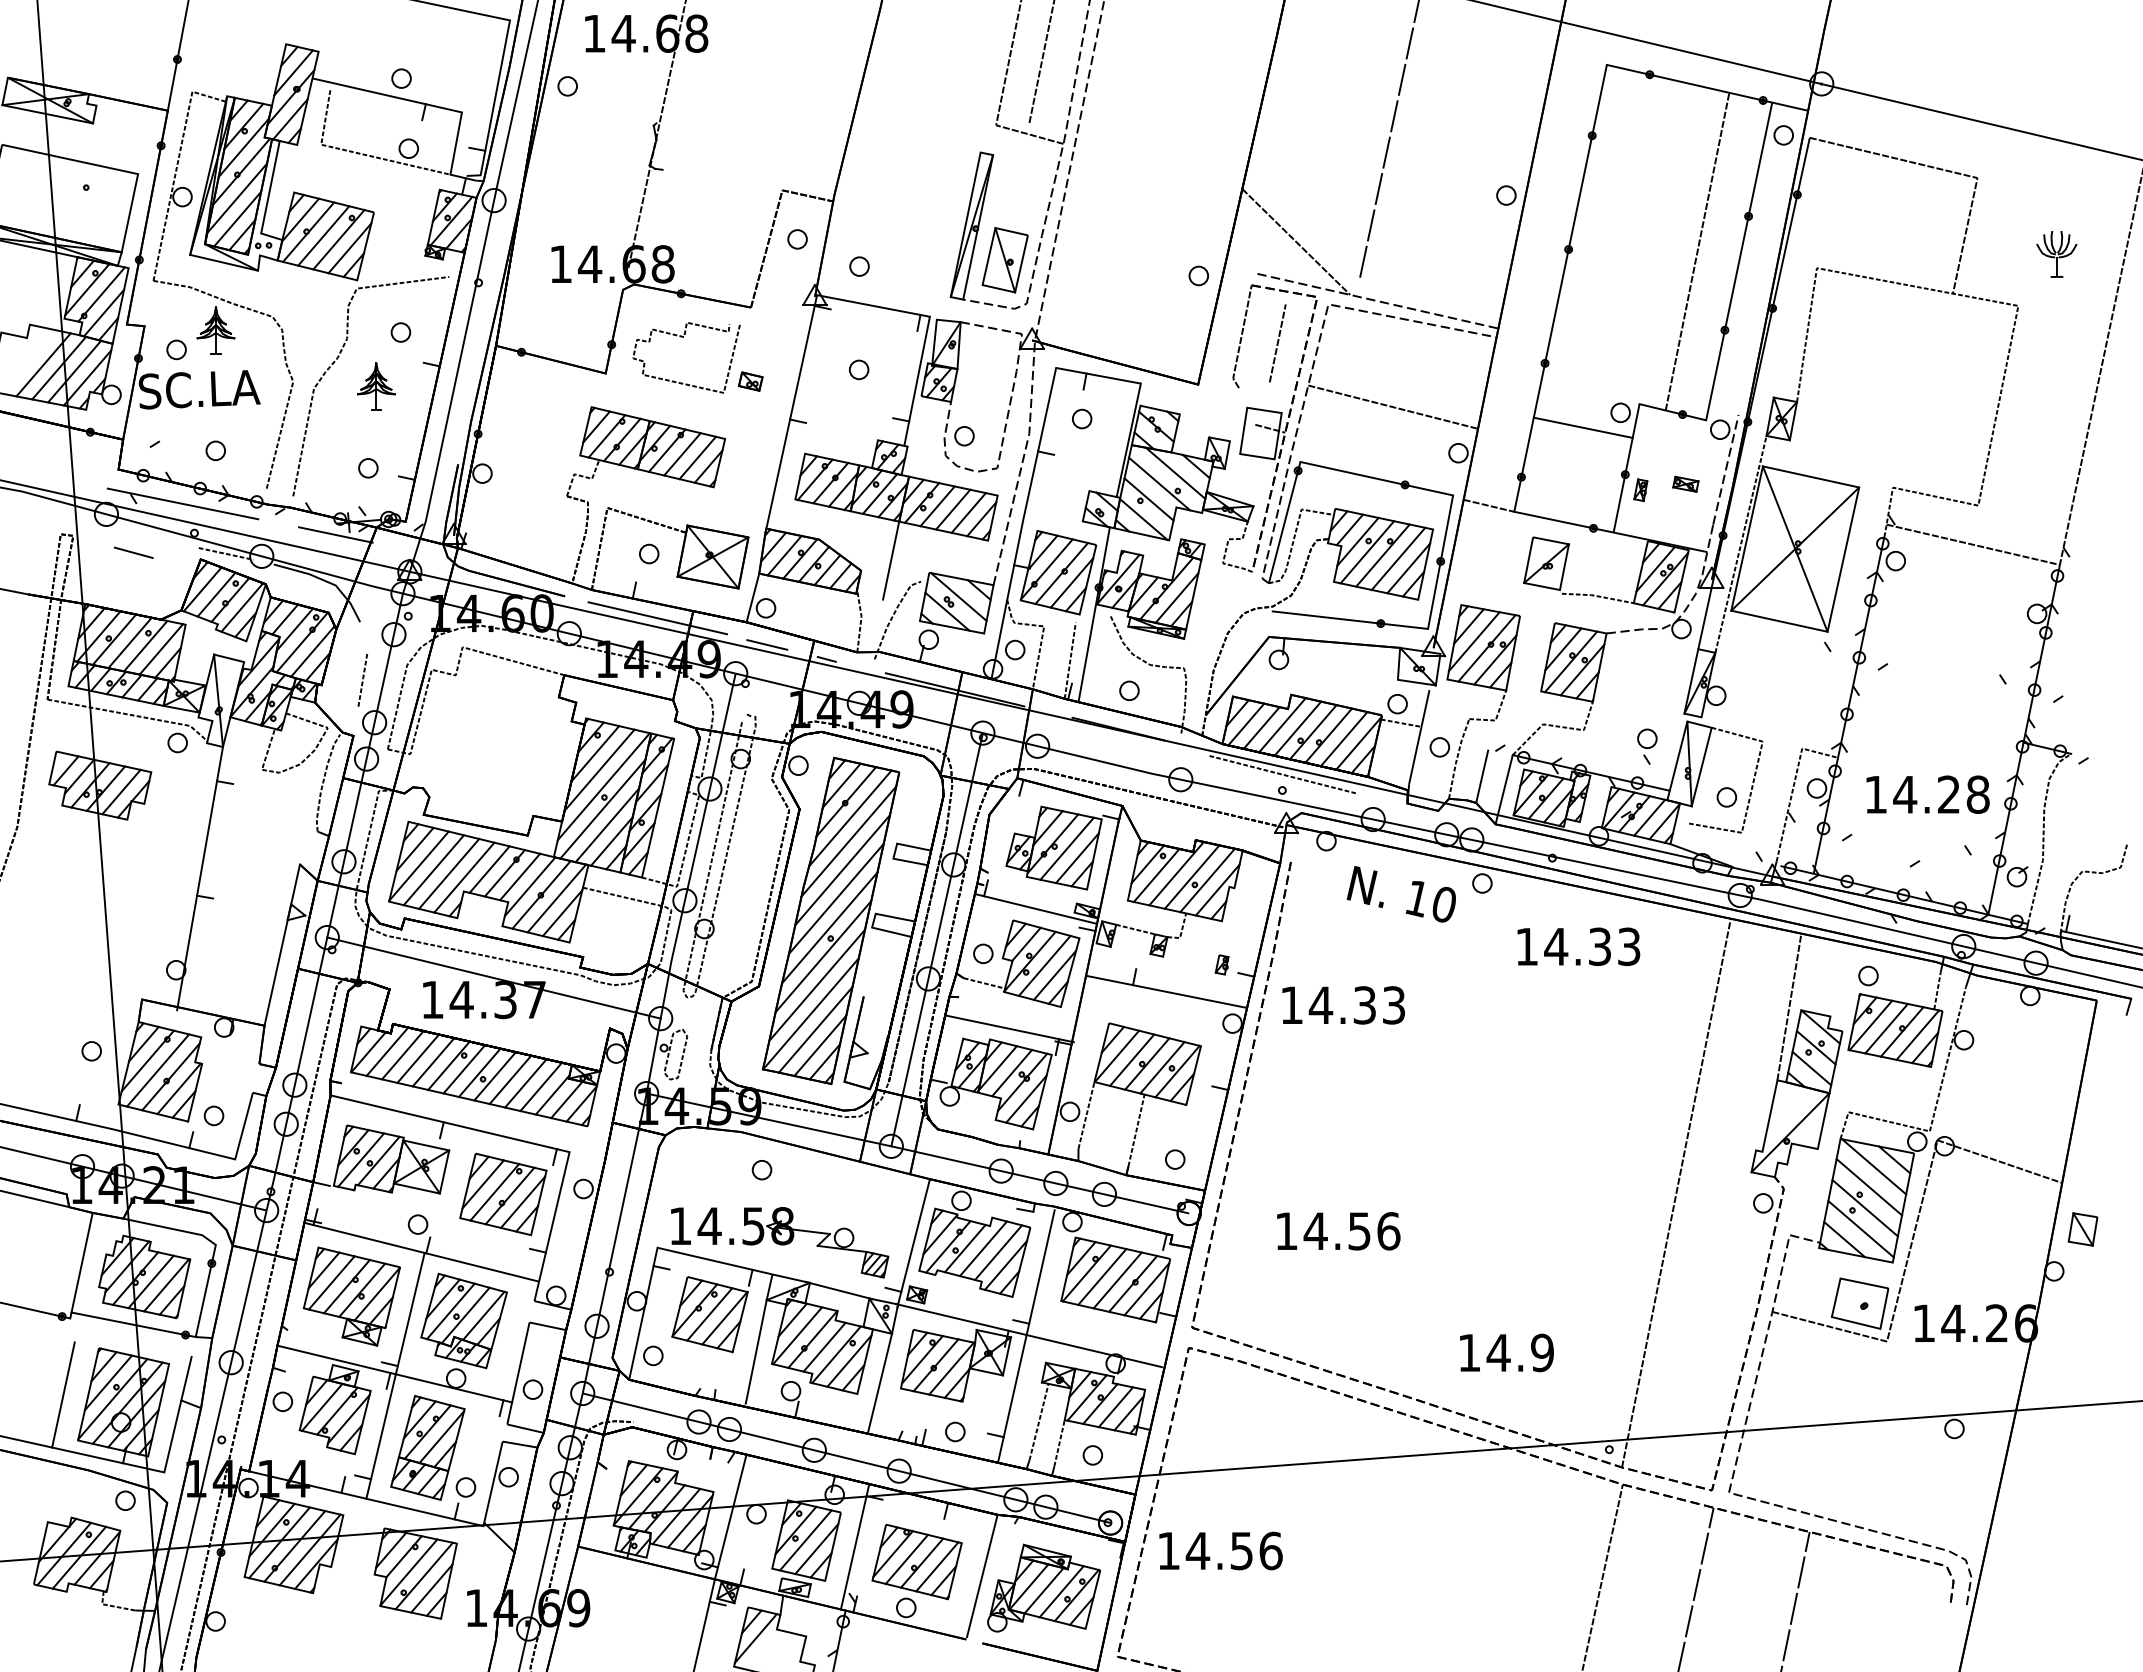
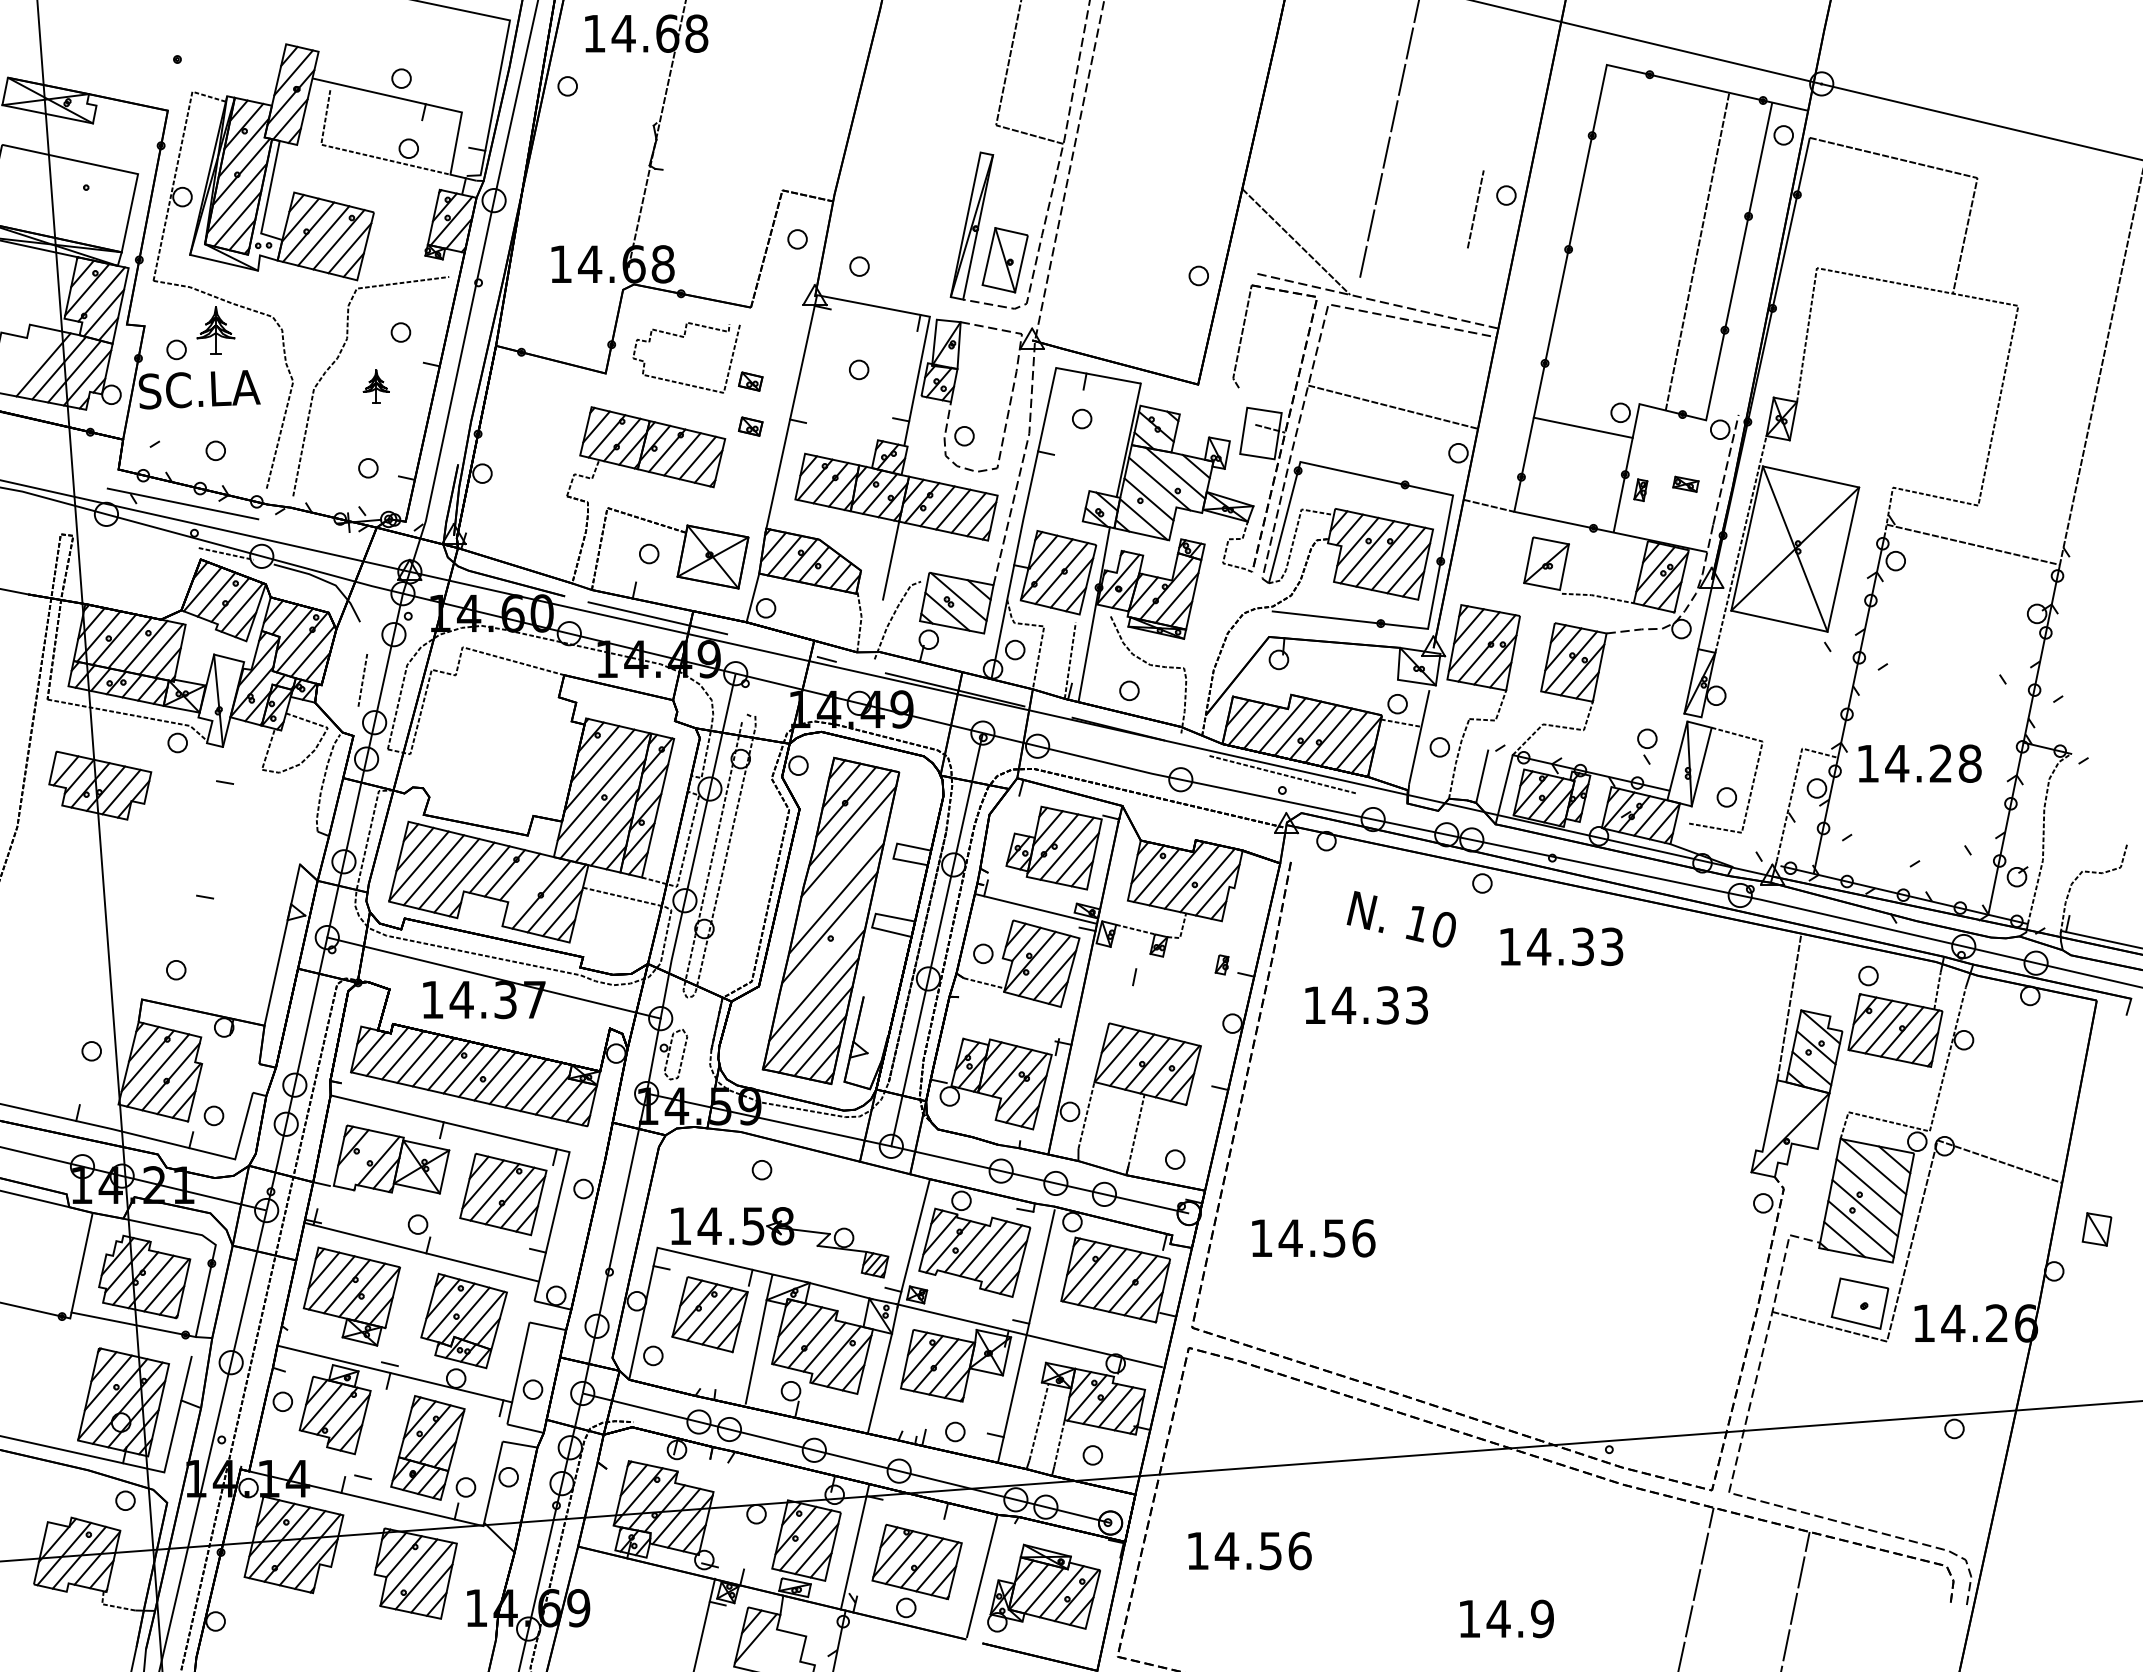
line: present -> none (177, 56)
line: present -> none (1041, 62)
part: present -> none (2056, 254)
line position: (1277, 343) -> (1475, 209) (1475, 209)
part size: 39x49 px -> 28x35 px (375, 386)
part: none -> present (750, 426)
line: present -> none (335, 534)
line: present -> none (133, 552)
line: present -> none (767, 644)
text position: (1927, 794) -> (1919, 763) (1919, 763)
line: present -> none (842, 870)
line: present -> none (199, 878)
line: present -> none (529, 886)
text position: (1400, 894) -> (1400, 919) (1400, 919)
text position: (1578, 946) -> (1561, 946) (1561, 946)
line: present -> none (823, 956)
line: present -> none (1167, 991)
text position: (1343, 1005) -> (1366, 1005) (1366, 1005)
line: present -> none (1009, 1028)
line: present -> none (361, 1159)
line: present -> none (1676, 1192)
part position: (2082, 1229) -> (2096, 1229) (2096, 1229)
text position: (1338, 1231) -> (1313, 1238) (1313, 1238)
text position: (1506, 1352) -> (1506, 1618) (1506, 1618)
line: present -> none (395, 1375)
line: present -> none (63, 1394)
line: present -> none (730, 1516)
text position: (1220, 1550) -> (1249, 1550) (1249, 1550)
line: present -> none (1602, 1576)
